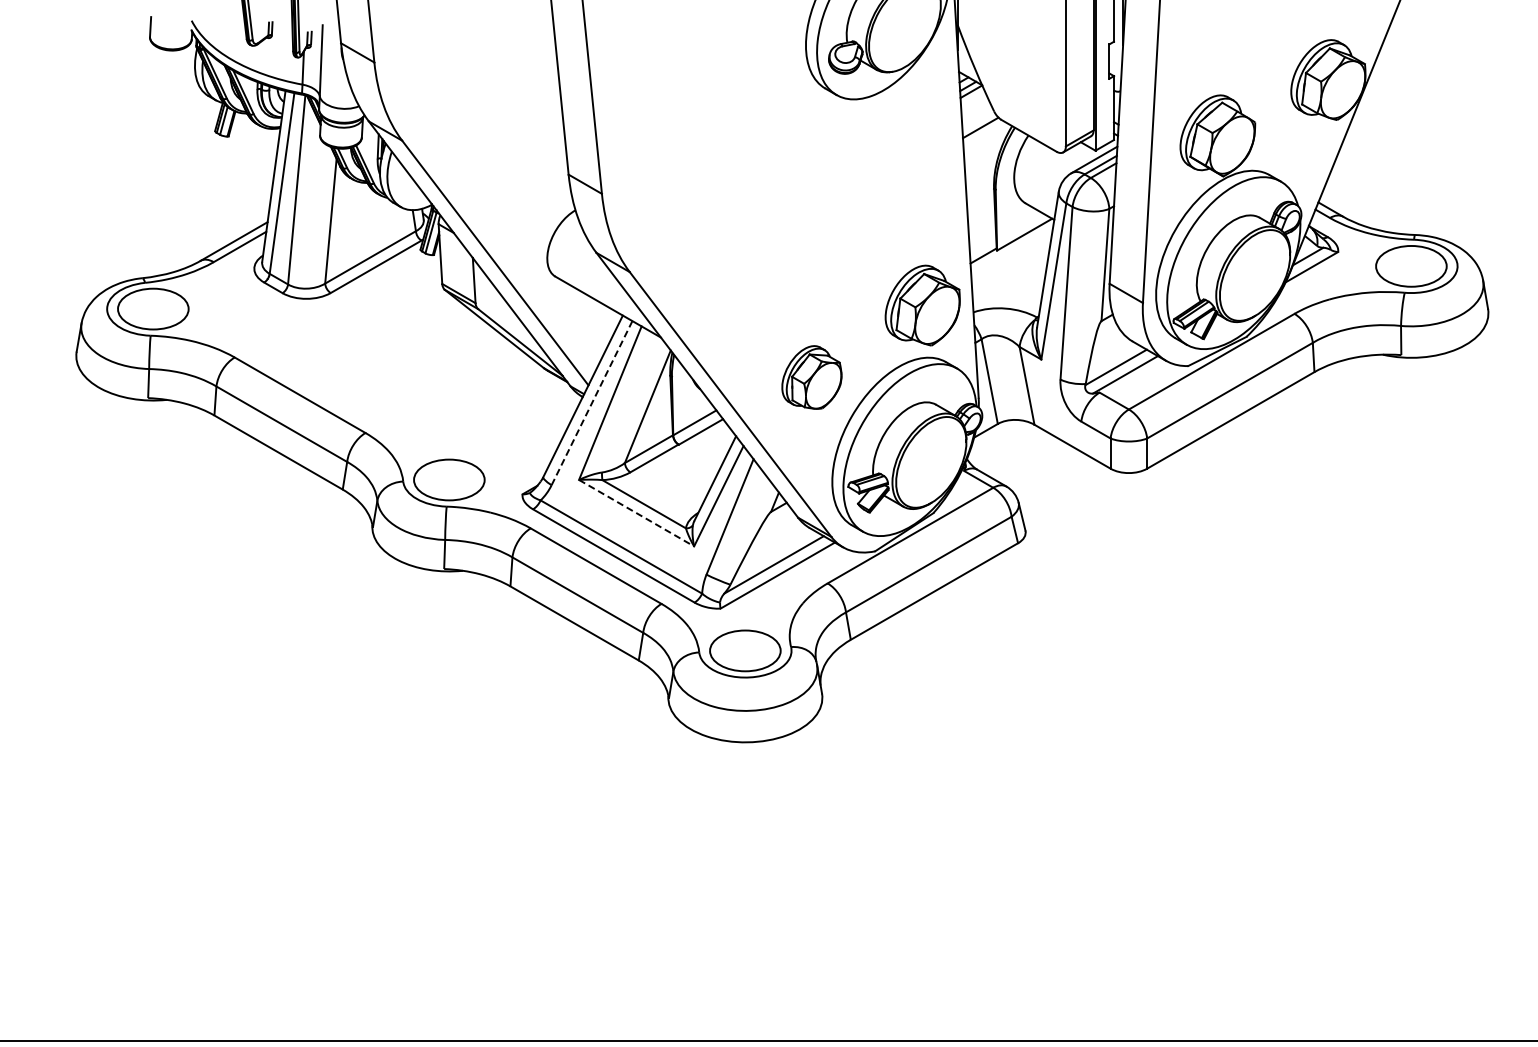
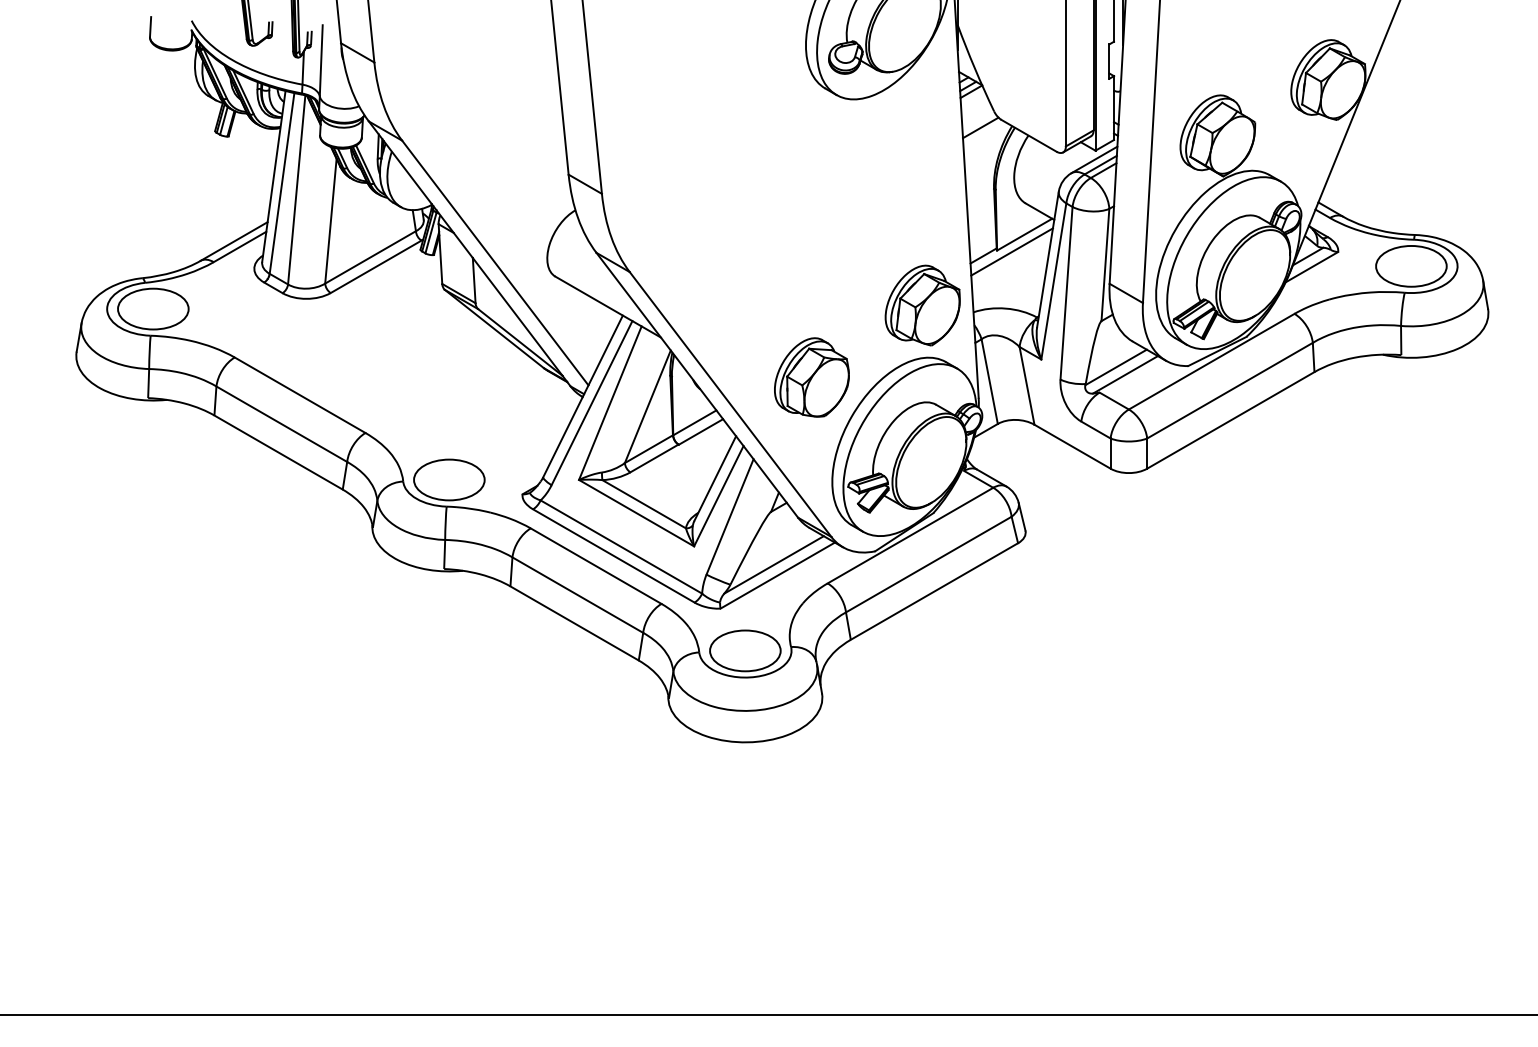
line: none -> present (1011, 251)
part size: 62x65 px -> 76x81 px (811, 377)
line: dashed -> solid (592, 402)
line: dashed -> solid (637, 513)
line position: (768, 1041) -> (768, 1015) (768, 1015)
